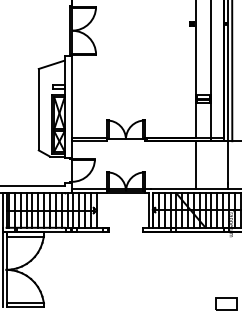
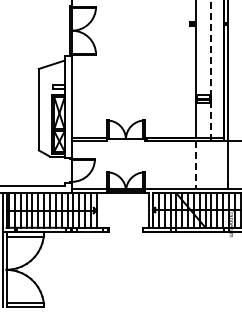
line: solid -> dashed (211, 70)
line: present -> none (232, 71)
line: solid -> dashed (196, 165)
part: present -> none (226, 303)
